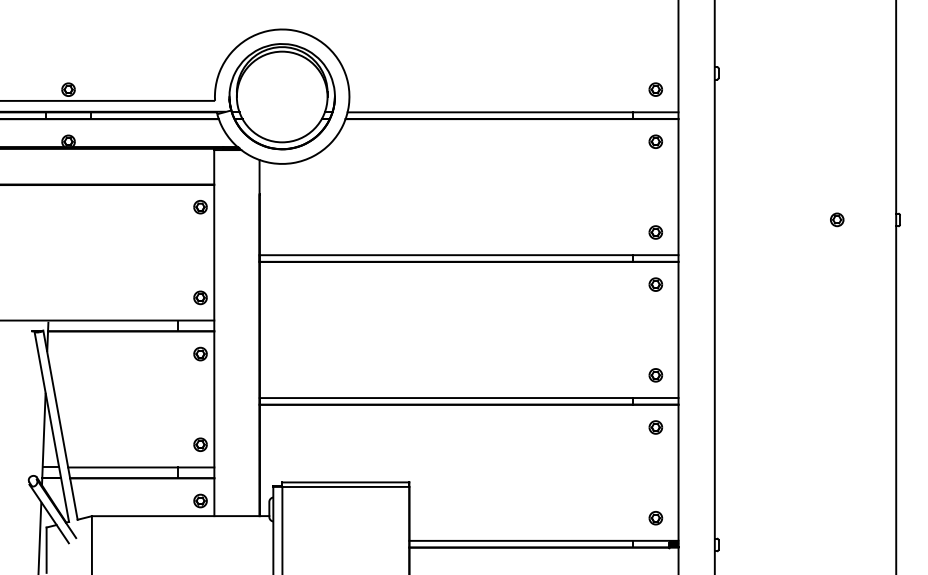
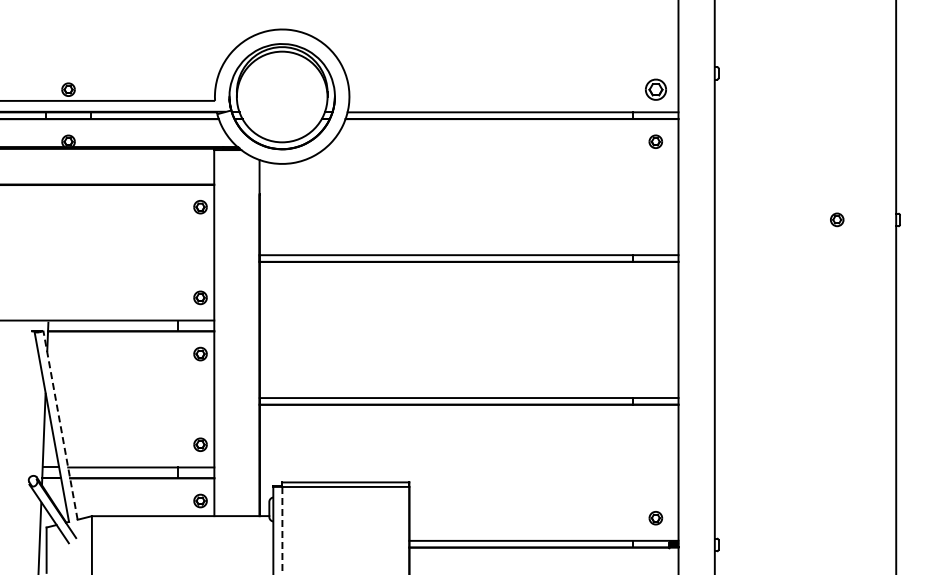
part size: 15x15 px -> 22x23 px (655, 89)
part: present -> none (655, 232)
part: present -> none (655, 284)
part: present -> none (655, 375)
line: solid -> dashed (60, 424)
part: present -> none (655, 427)
line: solid -> dashed (282, 531)
